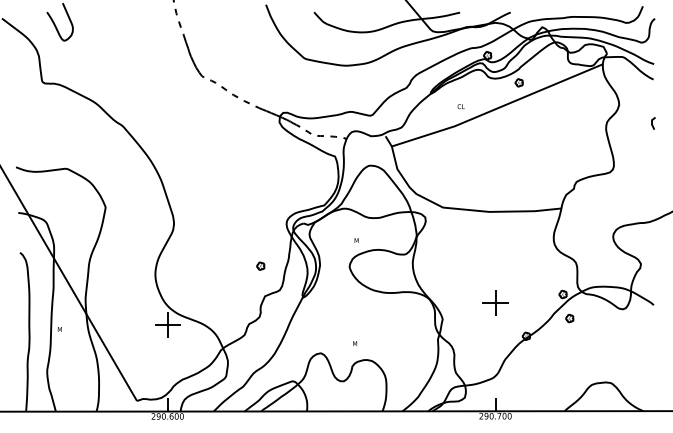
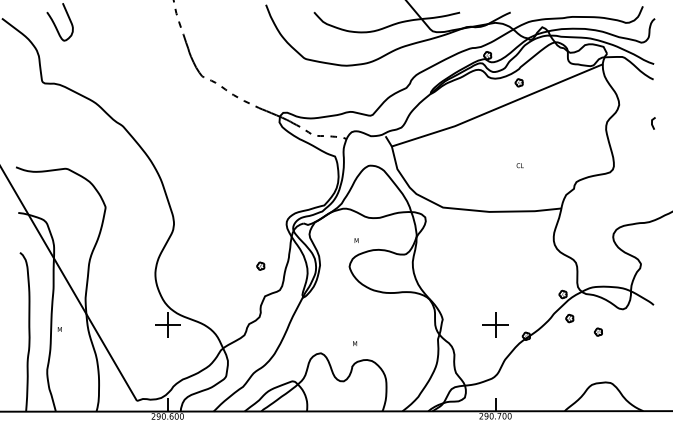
text position: (460, 106) -> (519, 165) (519, 165)
part position: (495, 302) -> (495, 324) (495, 324)
part: none -> present (597, 331)
